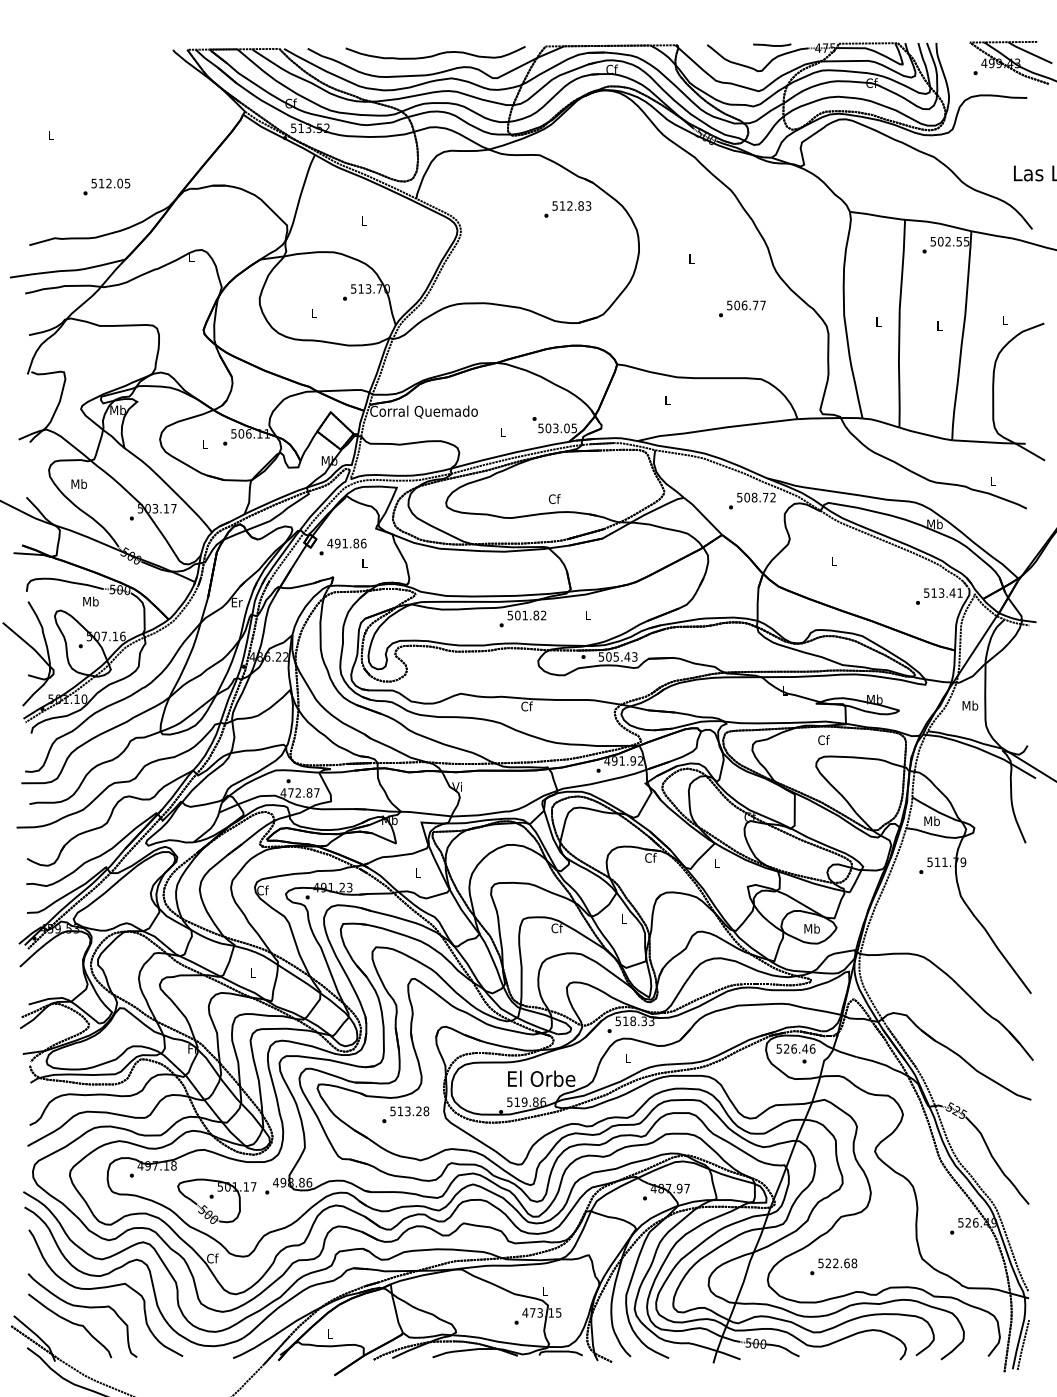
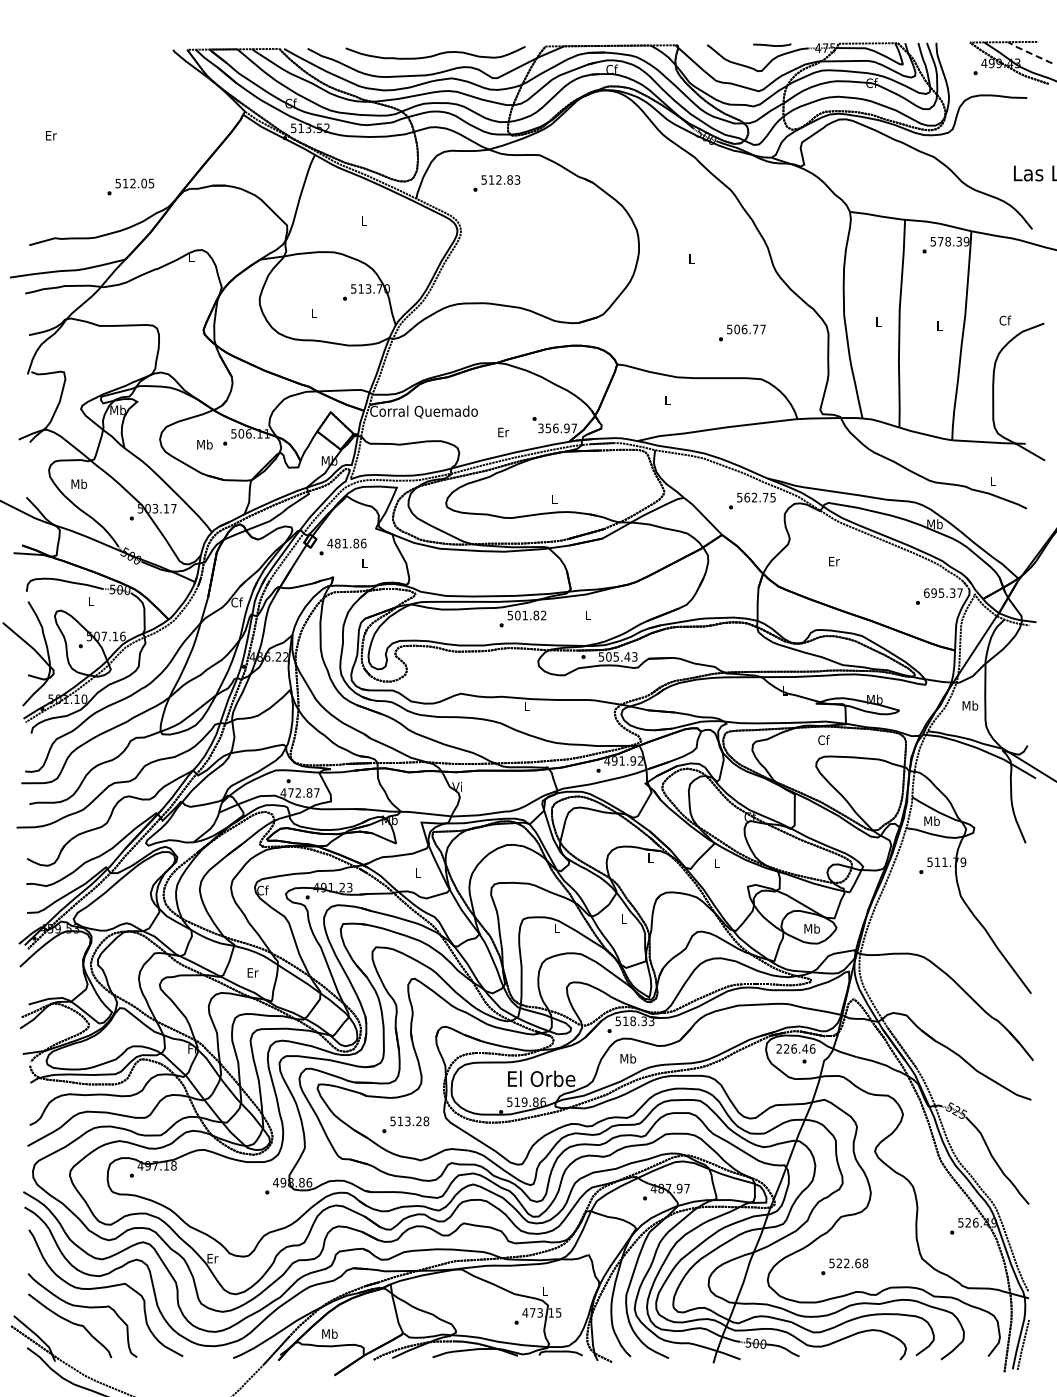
line: solid -> dashed (1028, 52)
text: L -> Er (51, 135)
text position: (106, 186) -> (130, 186) (130, 186)
text position: (567, 209) -> (496, 183) (496, 183)
text: 502.55 -> 578.39 (953, 241)
text position: (742, 308) -> (742, 332) (742, 332)
text: L -> Cf (1005, 320)
text: 503.05 -> 356.97 (557, 428)
text: L -> Er (503, 432)
text: L -> Mb (204, 444)
text: 508.72 -> 562.75 (759, 497)
text: Cf -> L (554, 498)
text: 491.86 -> 481.86 (337, 543)
text: L -> Er (834, 561)
text: 513.41 -> 695.37 (943, 592)
text: Mb -> L (90, 601)
text: Er -> Cf (236, 602)
text: Cf -> L (526, 706)
text: Cf -> L (650, 857)
text: Cf -> L (556, 928)
text: L -> Er (252, 972)
text: 526.46 -> 226.46 (778, 1048)
text: L -> Mb (627, 1058)
text position: (405, 1114) -> (405, 1124) (405, 1124)
part: present -> none (216, 1200)
text: Cf -> Er (212, 1258)
text position: (833, 1266) -> (844, 1266) (844, 1266)
text: L -> Mb (329, 1333)
